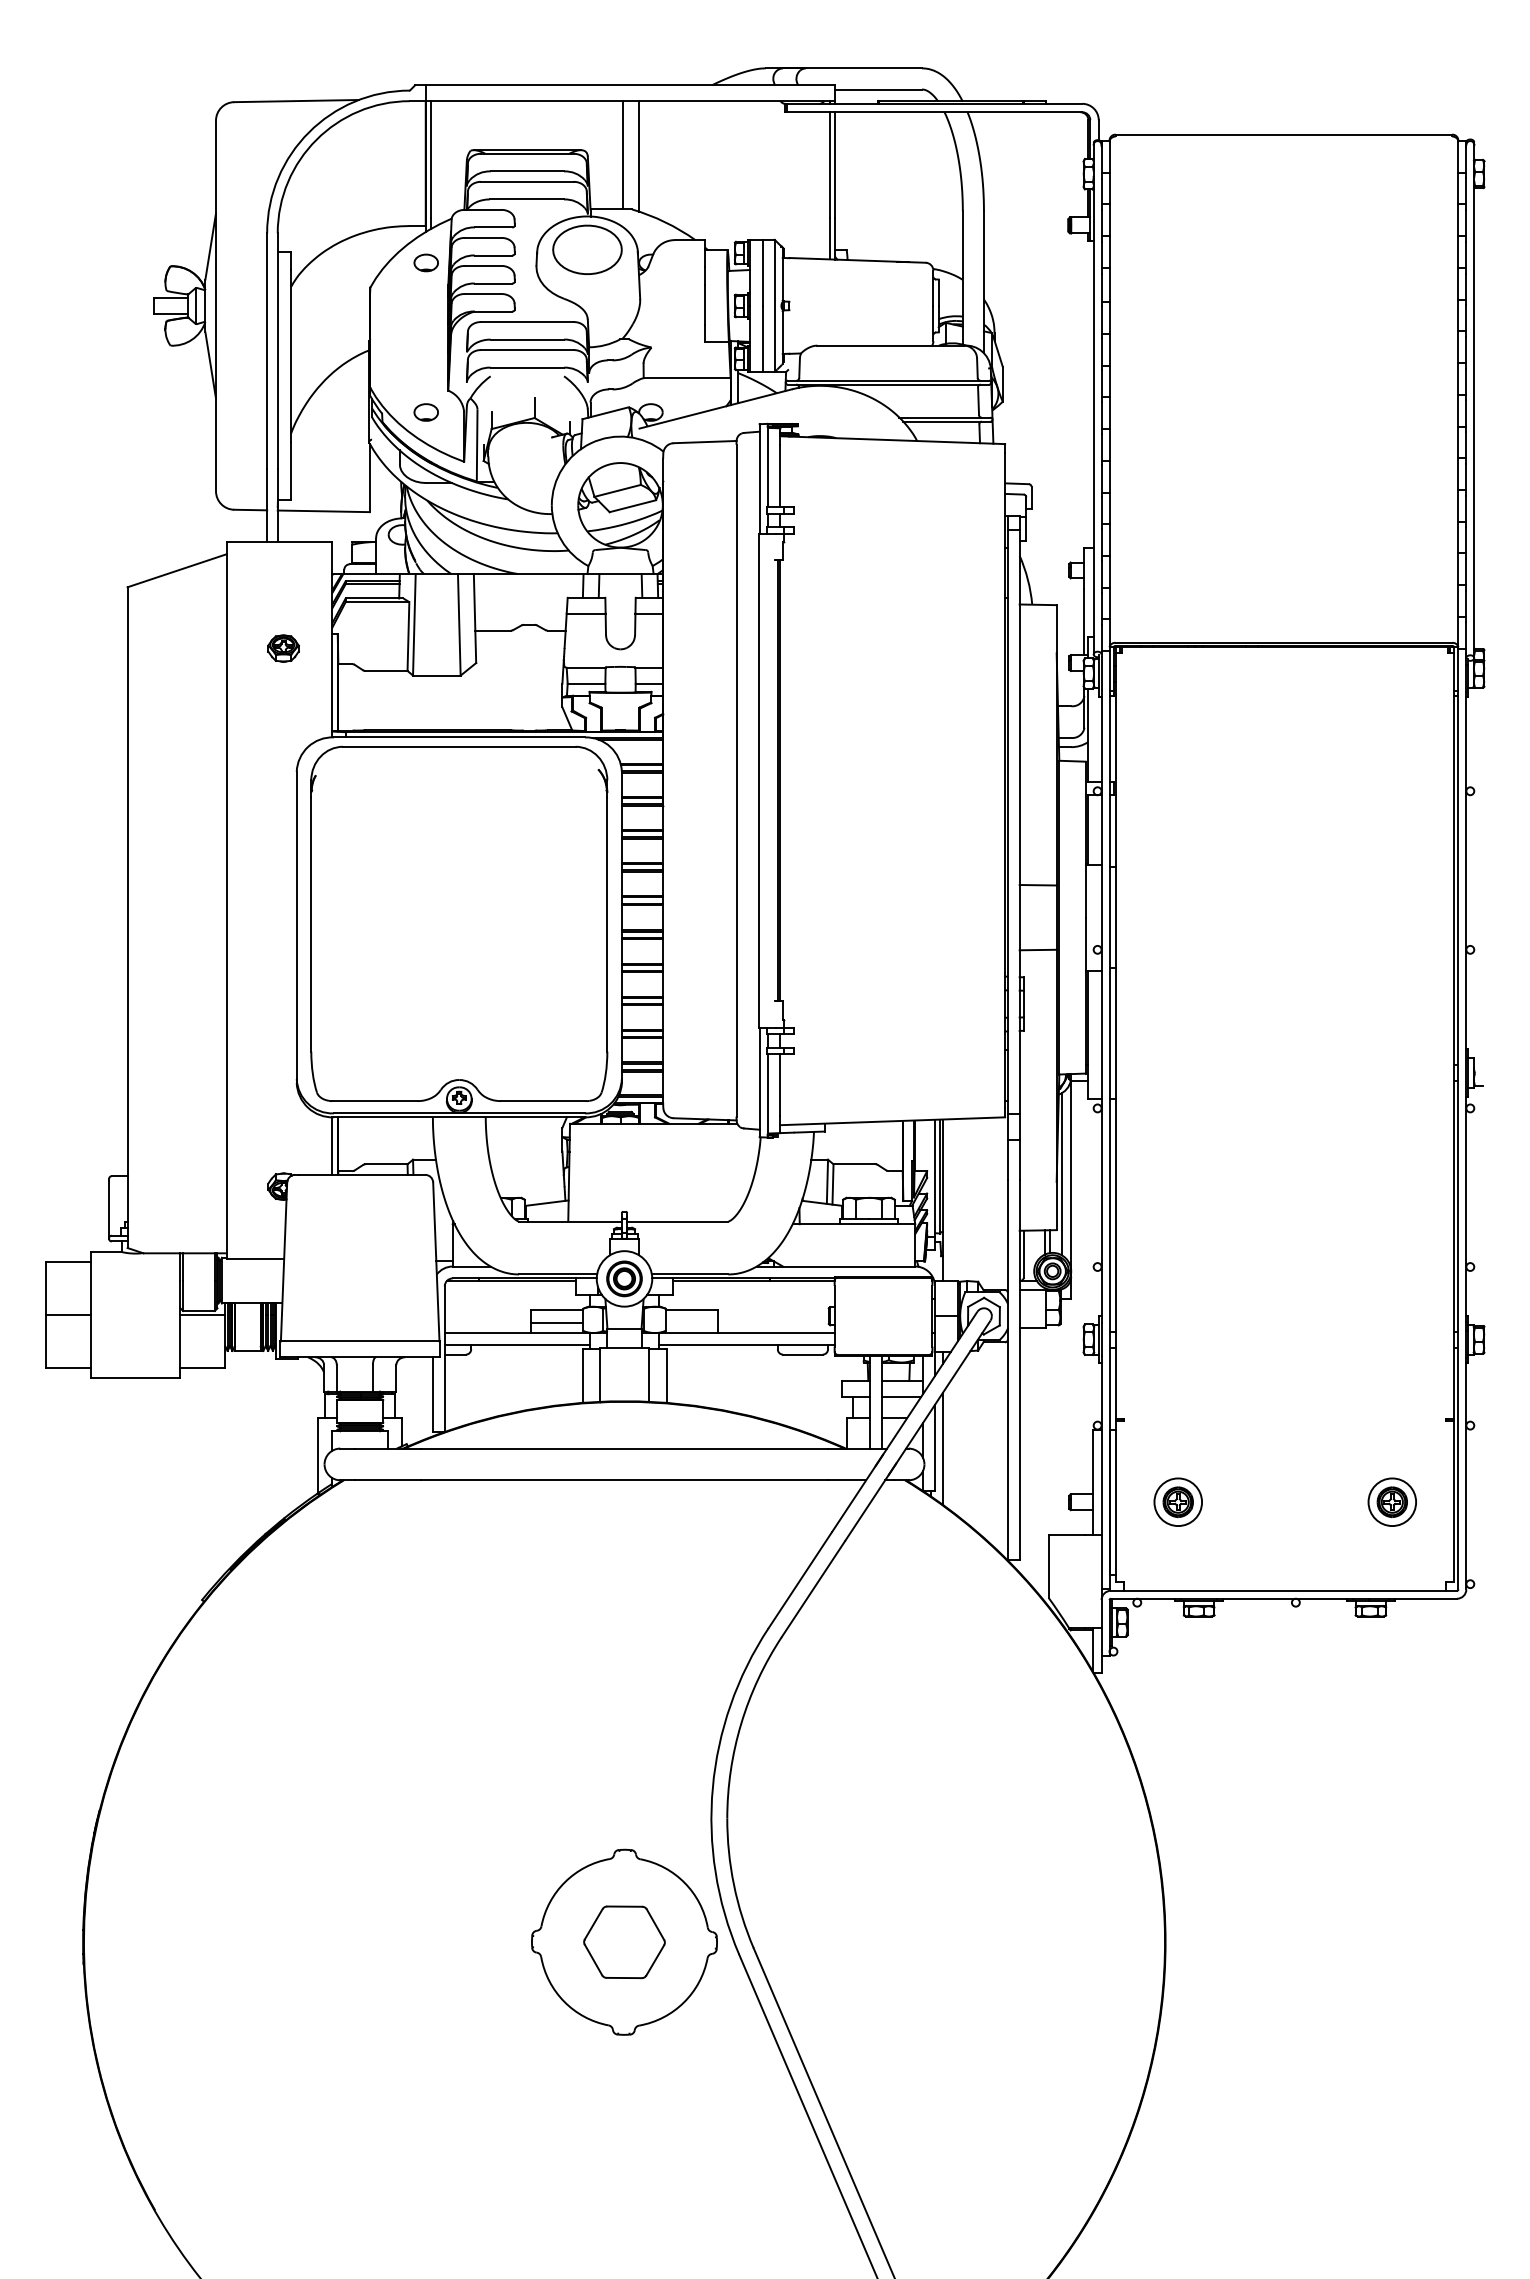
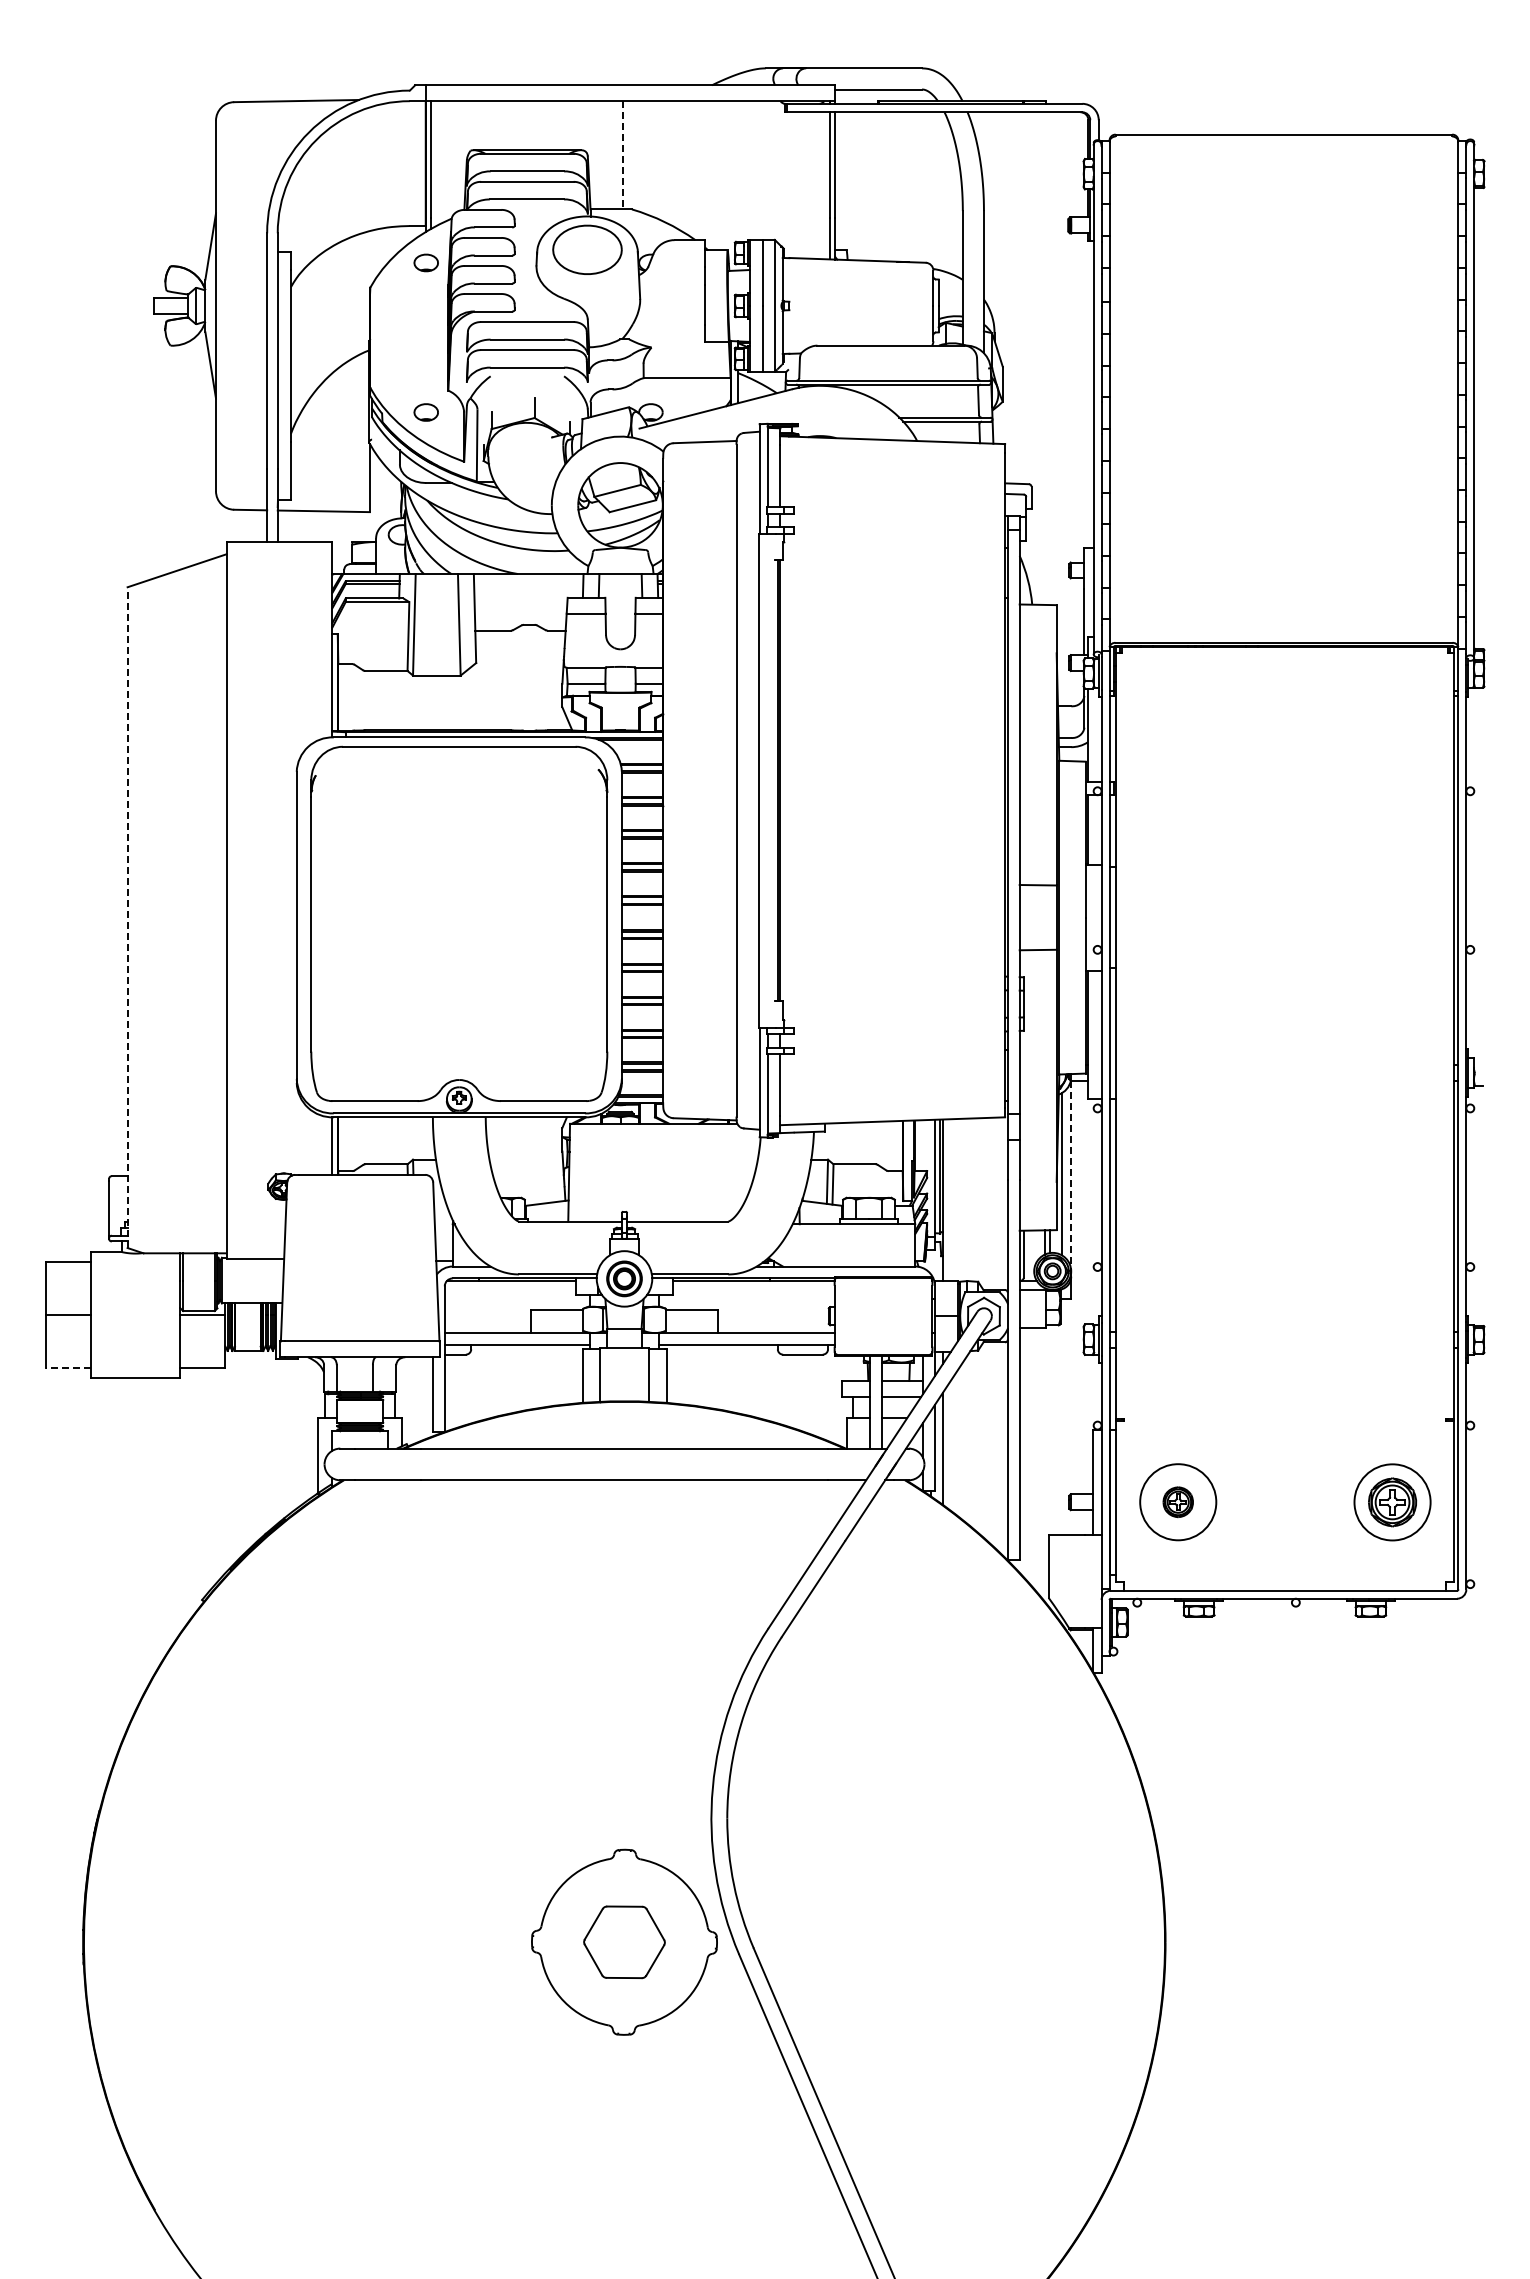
line: solid -> dashed (622, 155)
line: present -> none (638, 156)
part: present -> none (283, 648)
line: solid -> dashed (127, 917)
line: solid -> dashed (1071, 1176)
line: present -> none (556, 1322)
line: solid -> dashed (67, 1367)
part size: 50x50 px -> 79x79 px (1392, 1502)
circle diameter: 48 px -> 76 px (1178, 1502)
